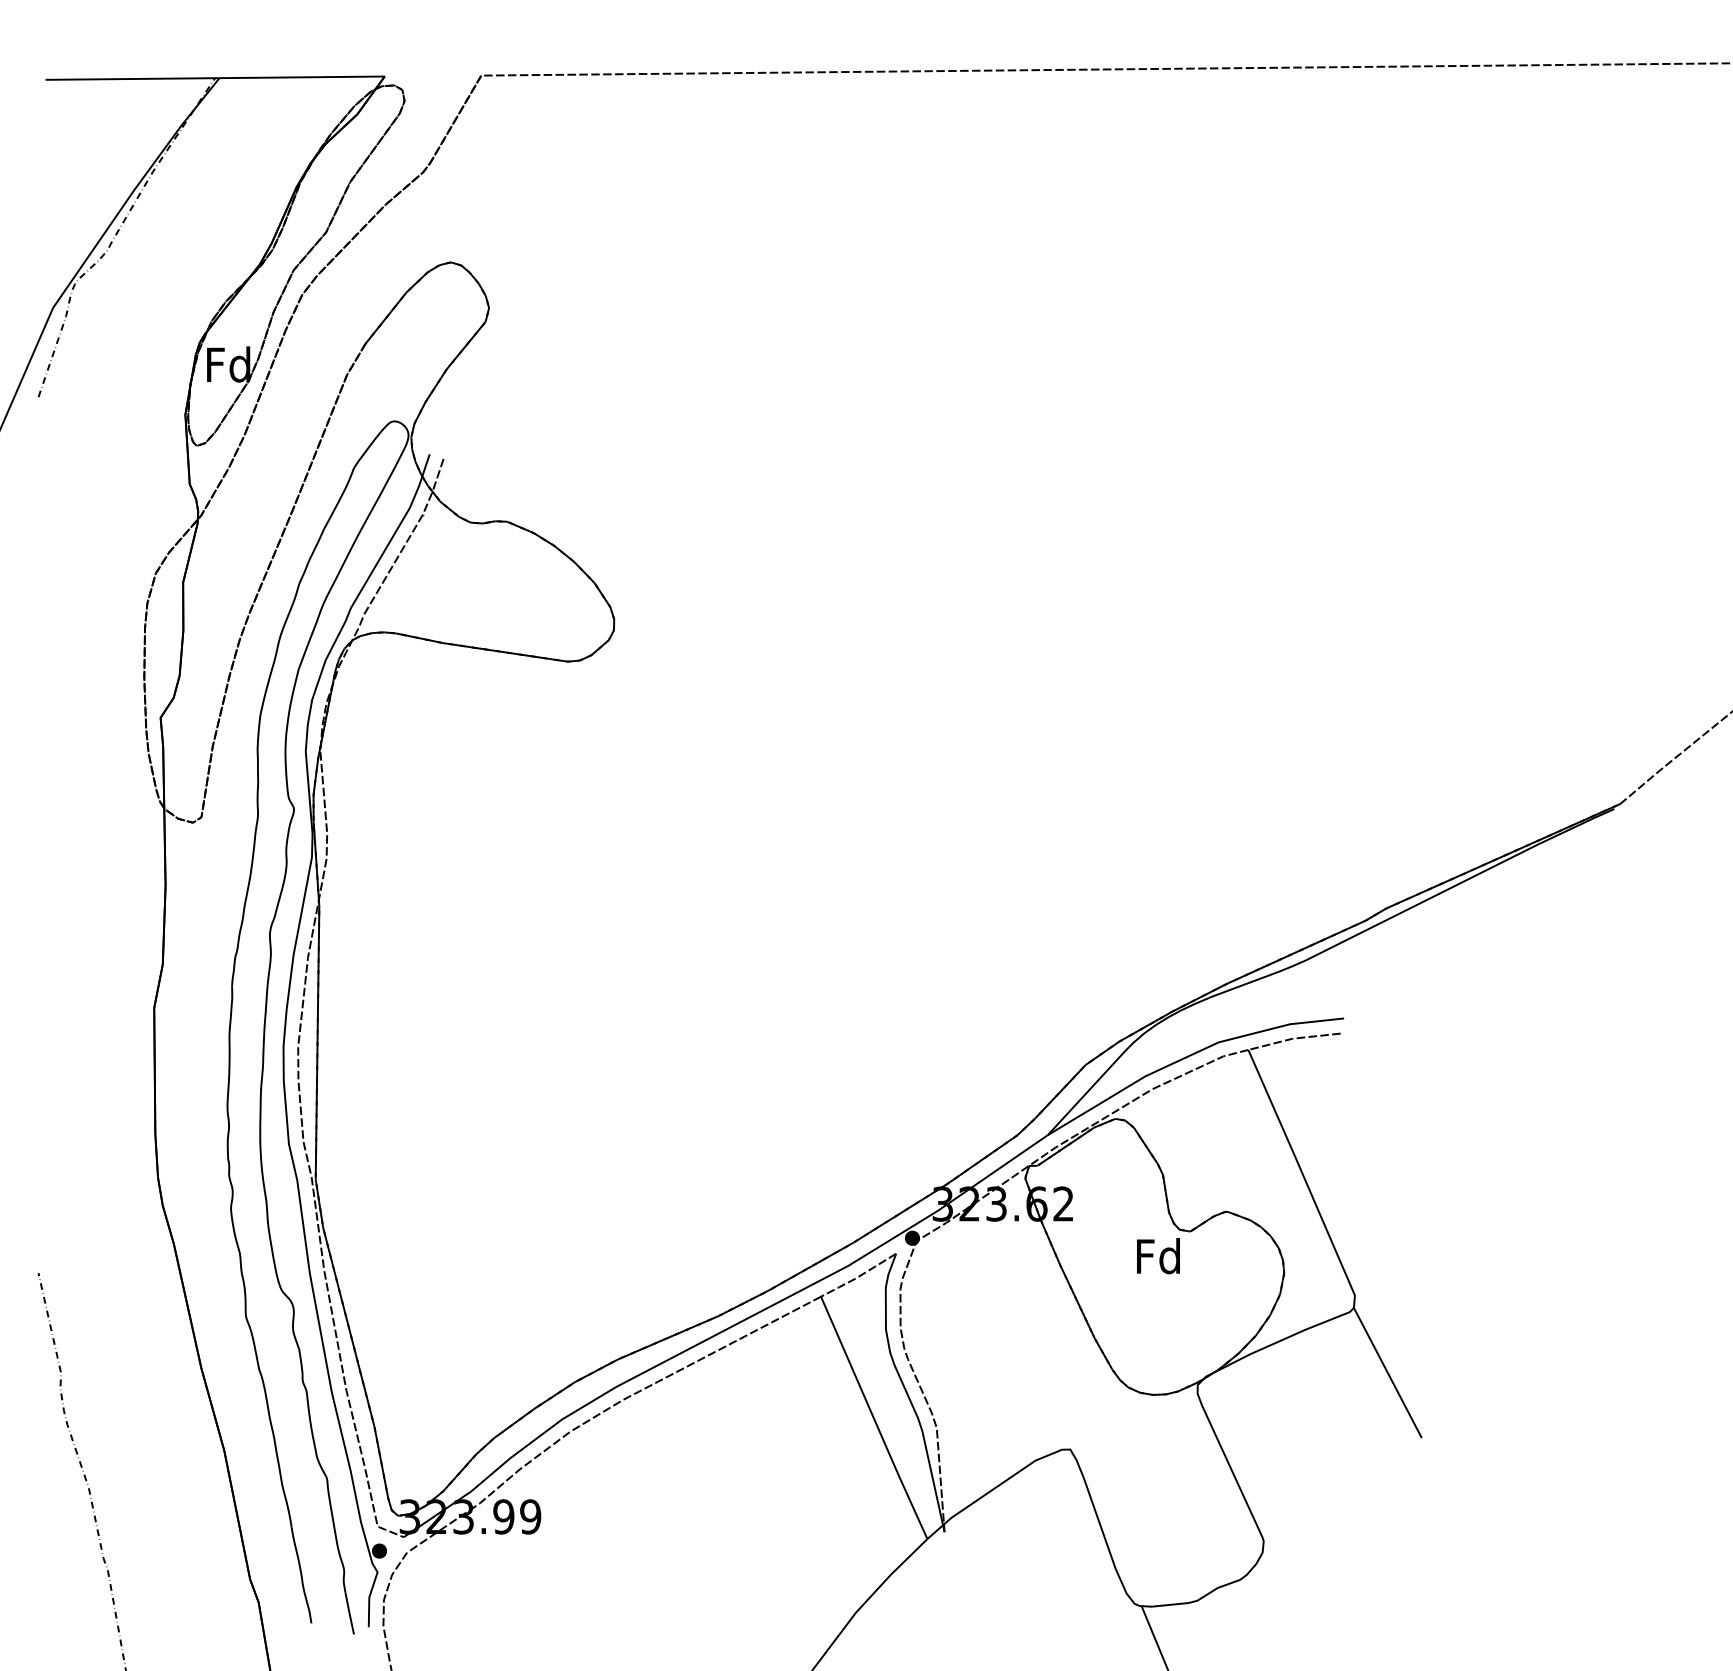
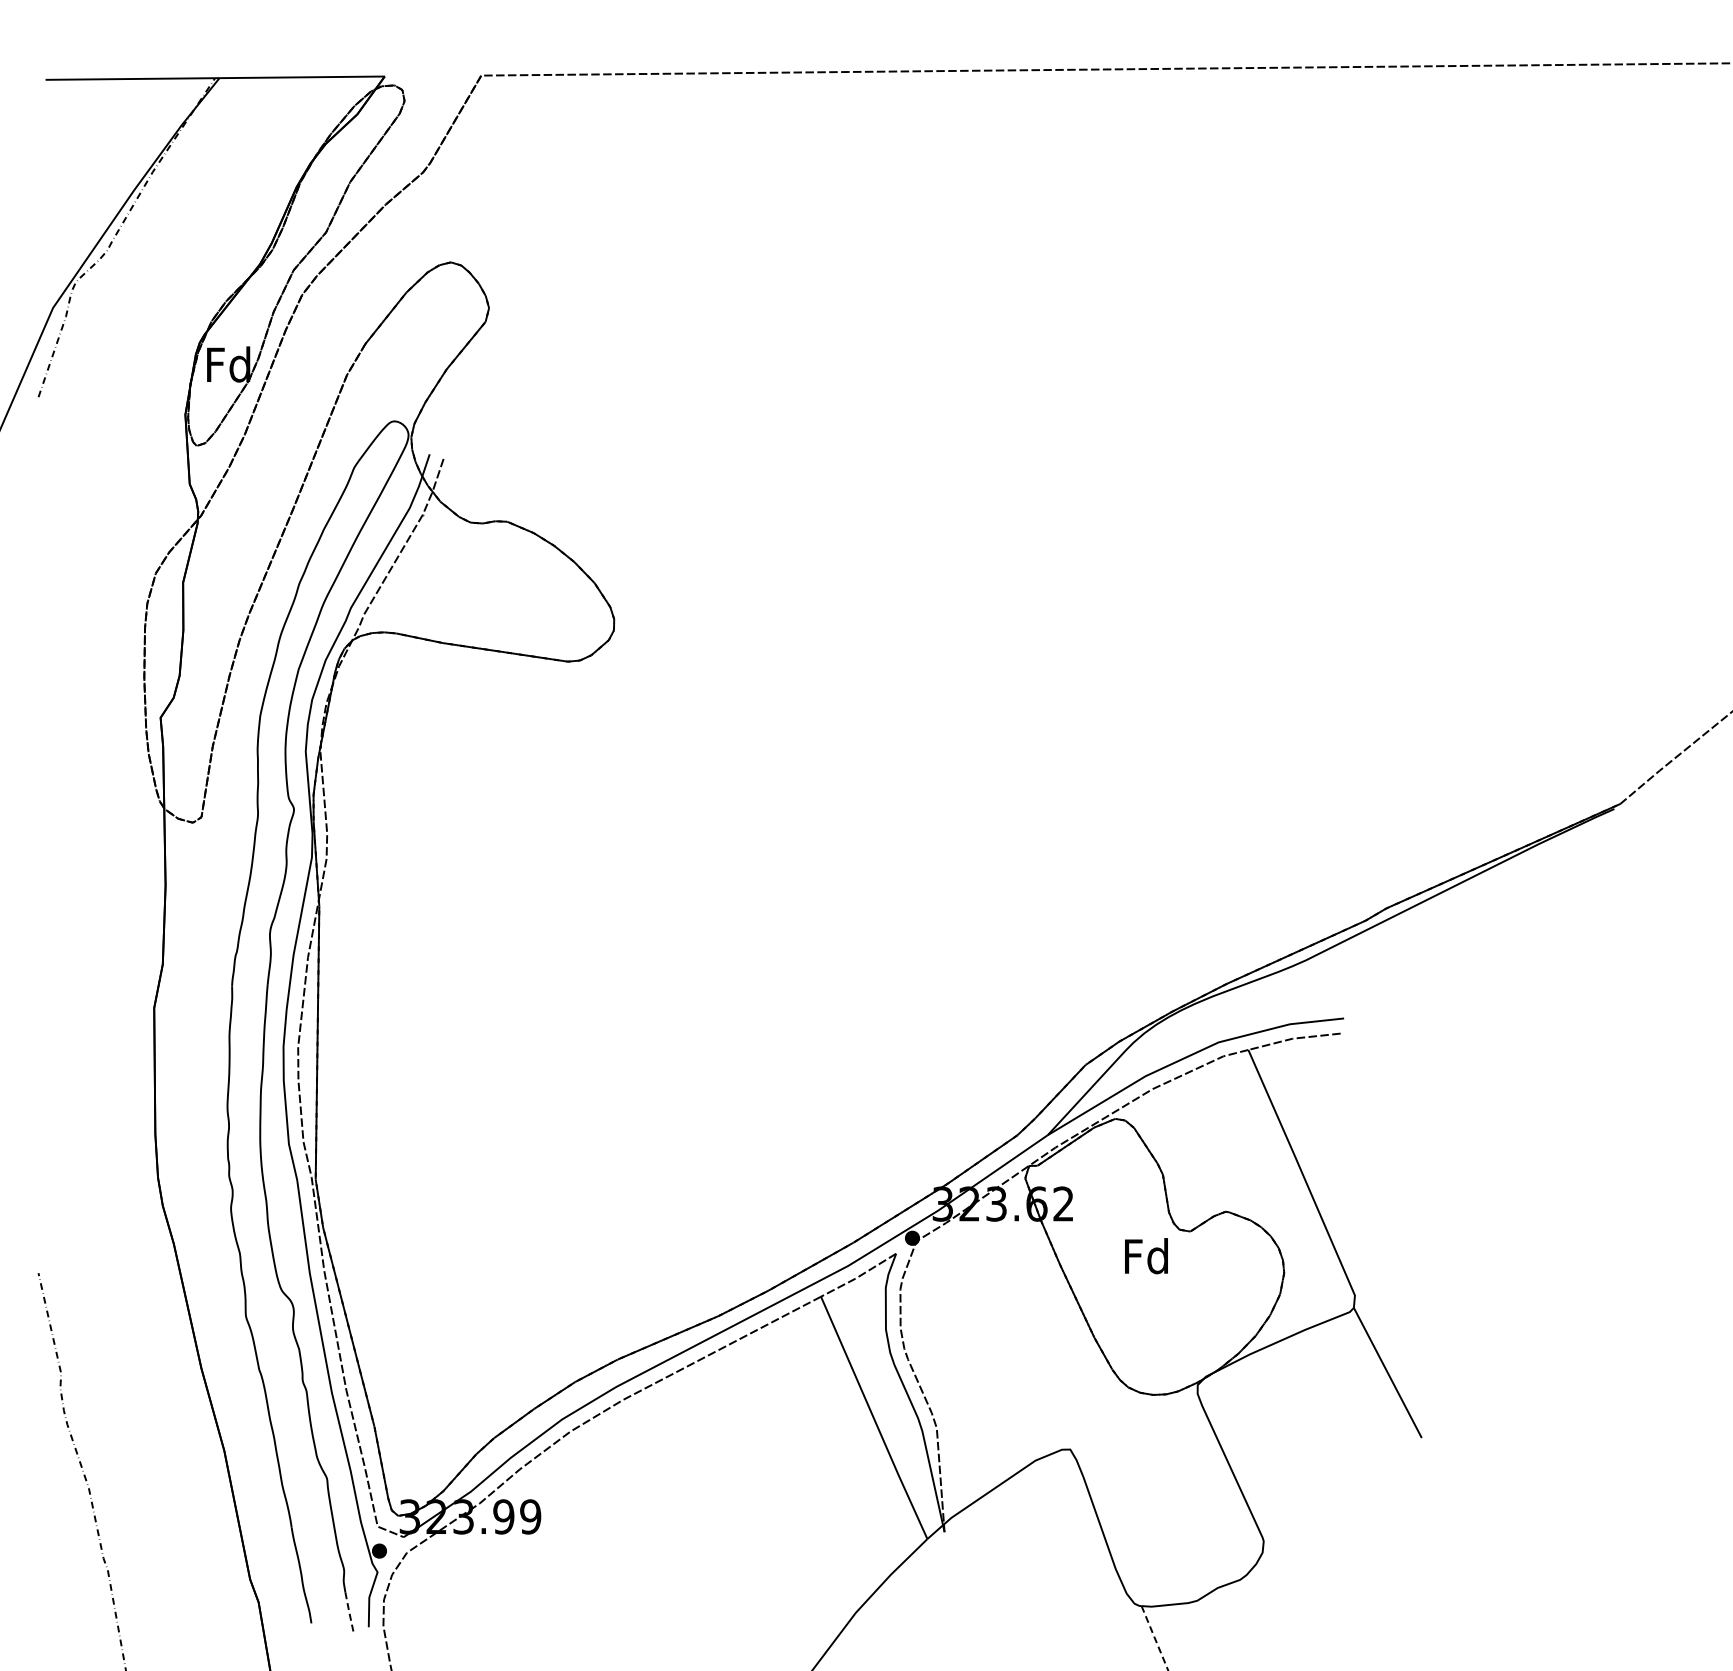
text position: (1158, 1256) -> (1146, 1256) (1146, 1256)
line: solid -> dashed (349, 1613)
line: solid -> dashed (1154, 1638)
